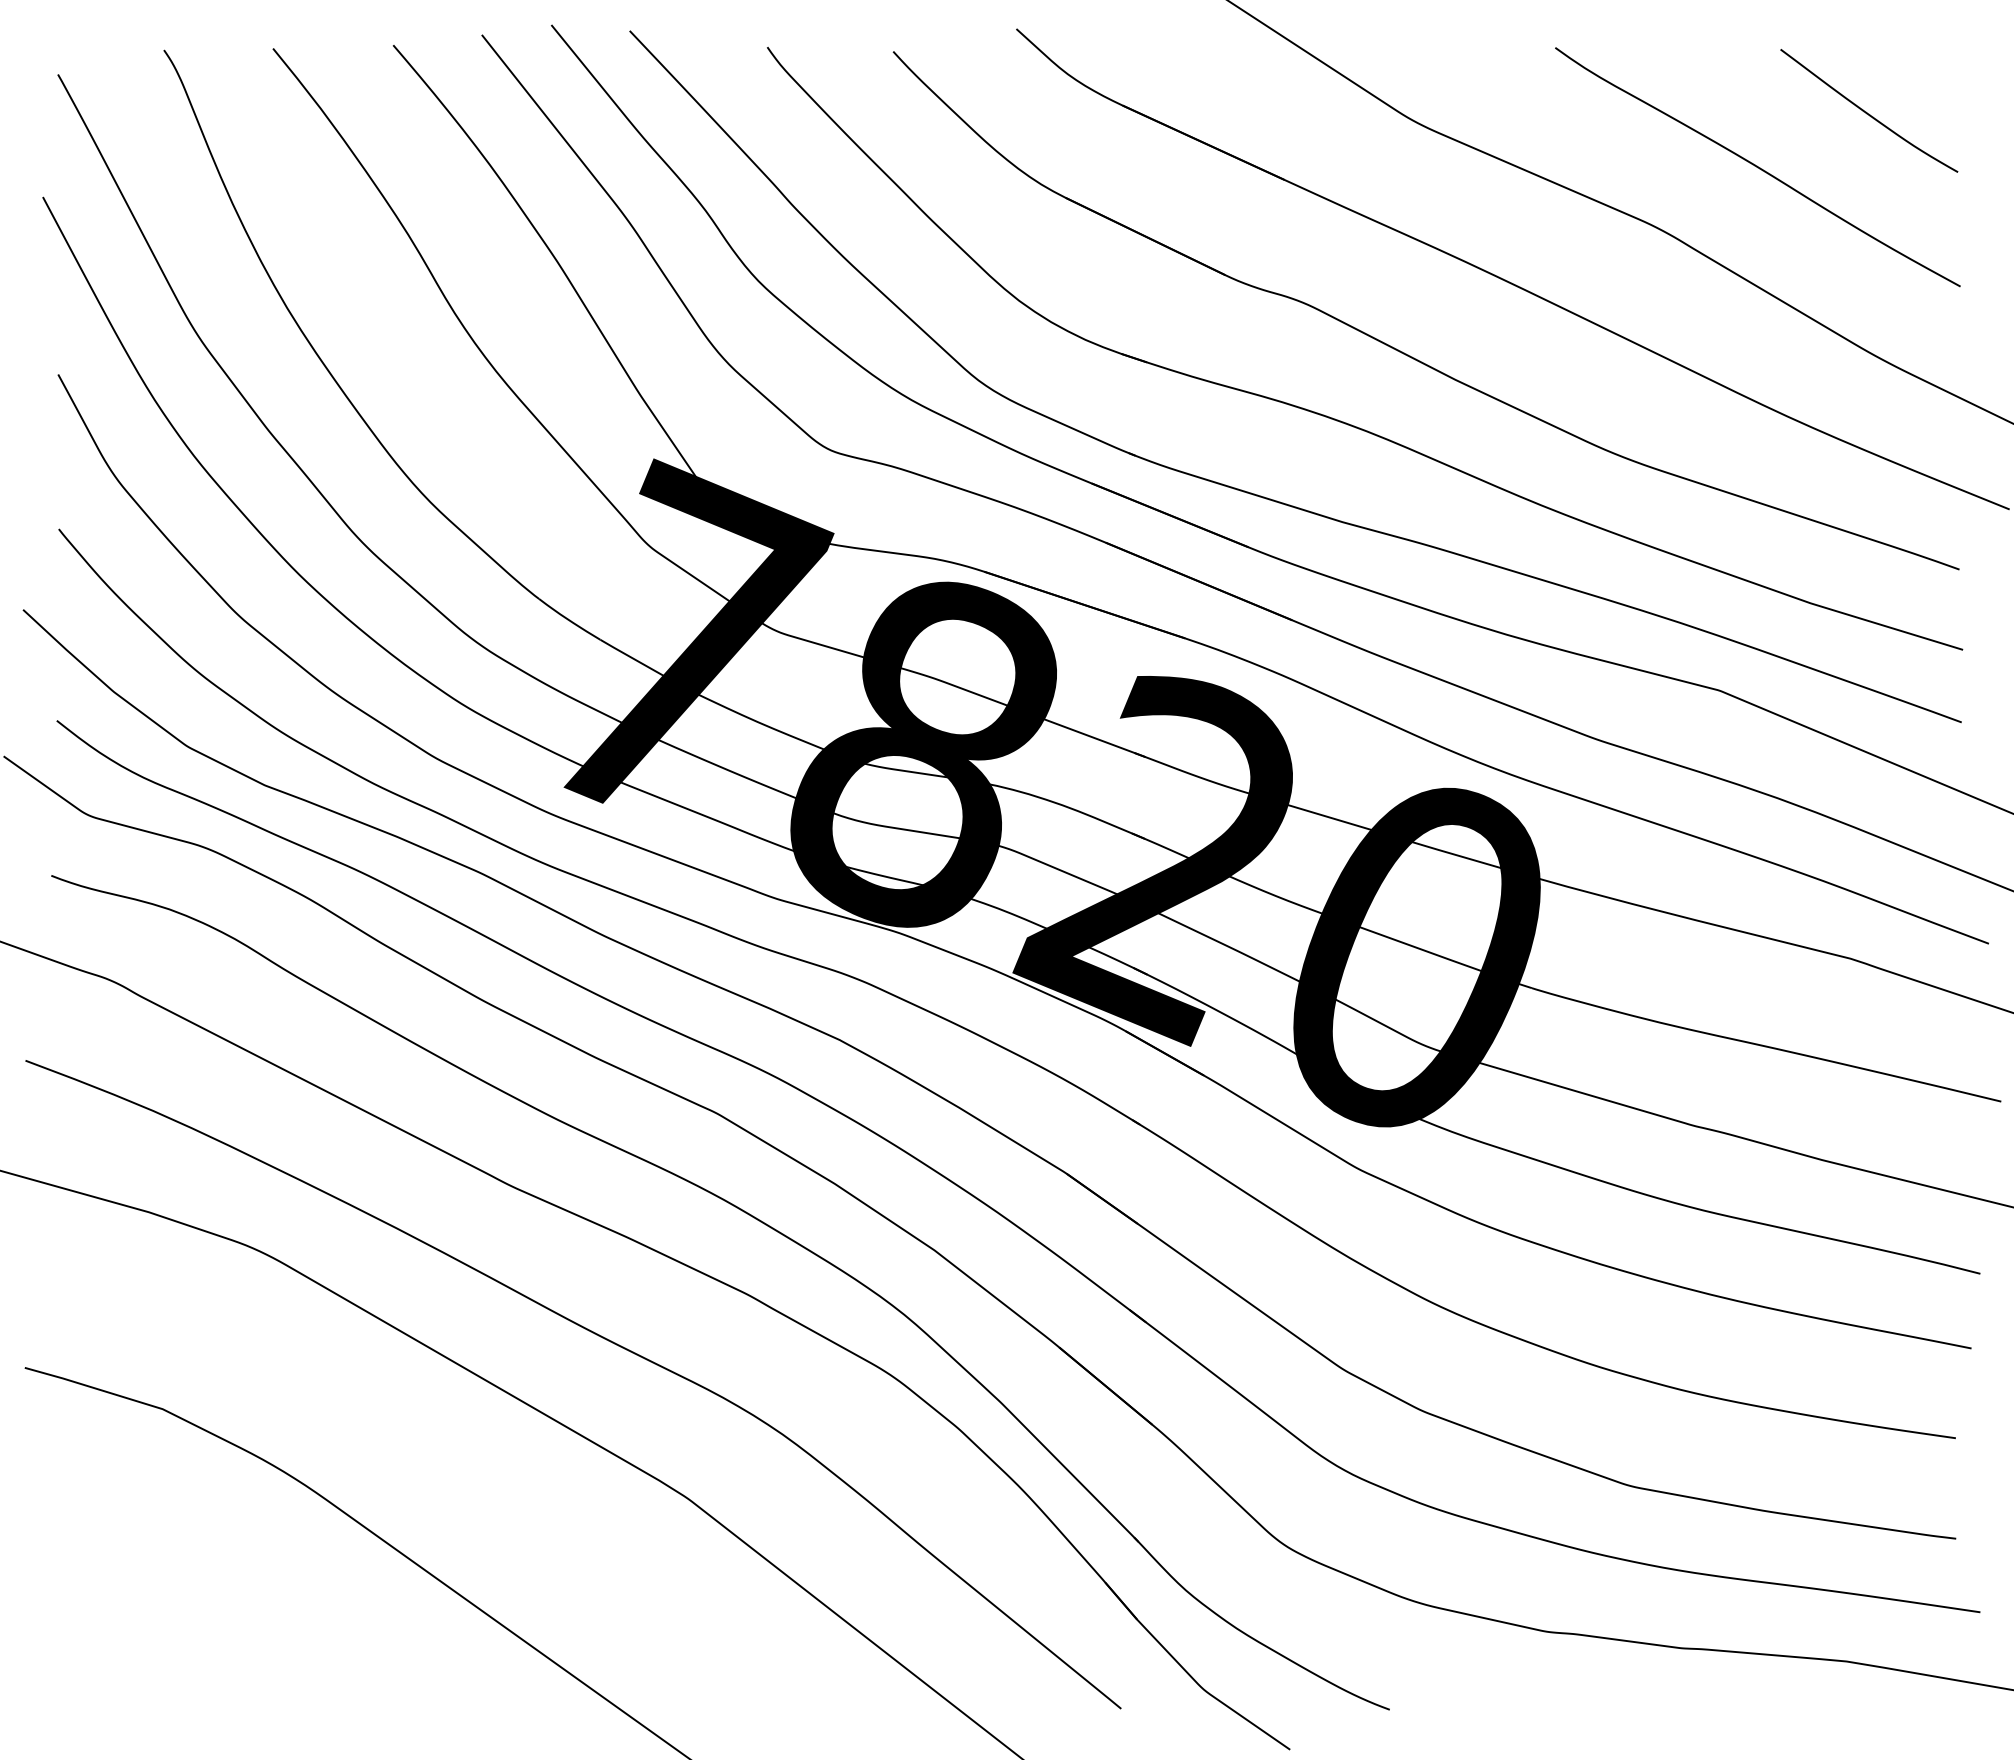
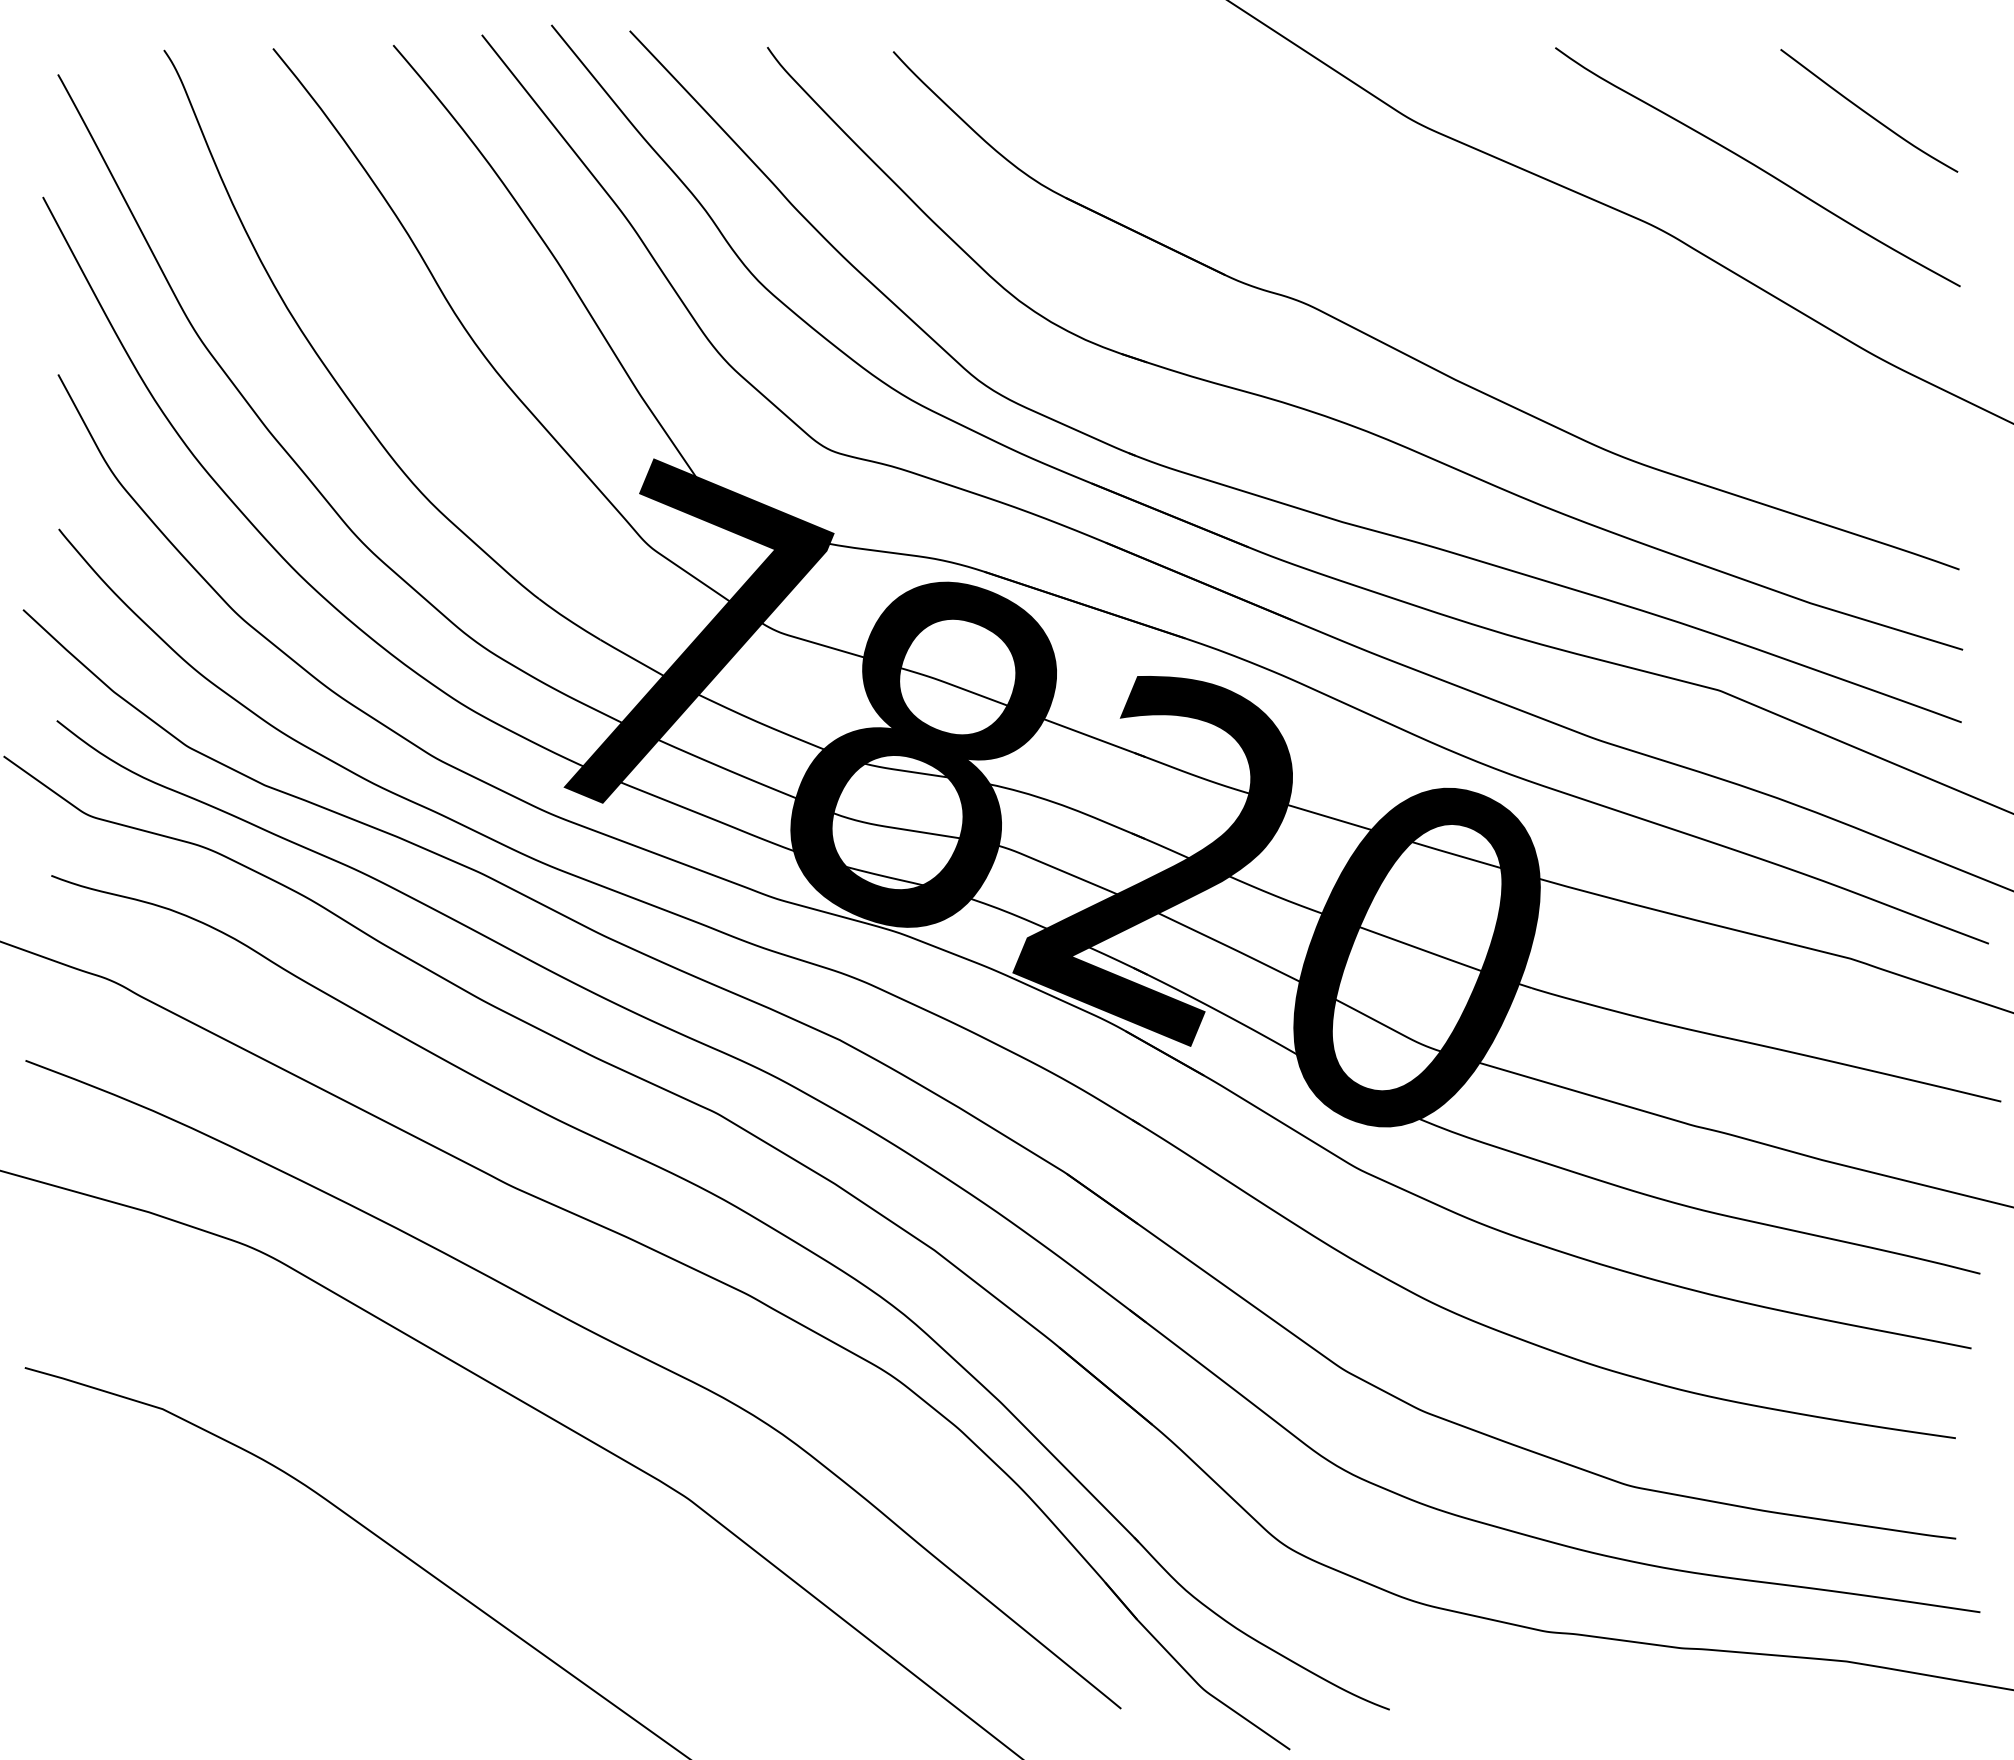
part: present -> none (1507, 280)
